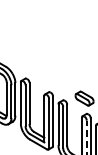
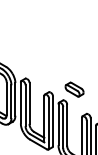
part position: (84, 98) -> (74, 89) (74, 89)
line: dashed -> solid (86, 137)
